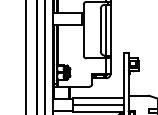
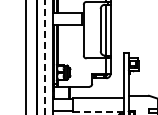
line: solid -> dashed (45, 57)
line: present -> none (98, 105)
line: solid -> dashed (98, 112)
